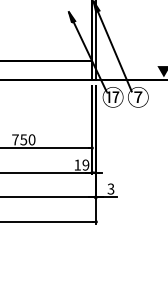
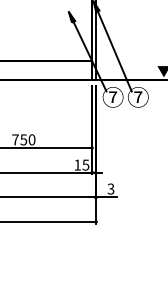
text: ⑰ -> ⑦ (112, 96)
text: 19 -> 15 (85, 164)
